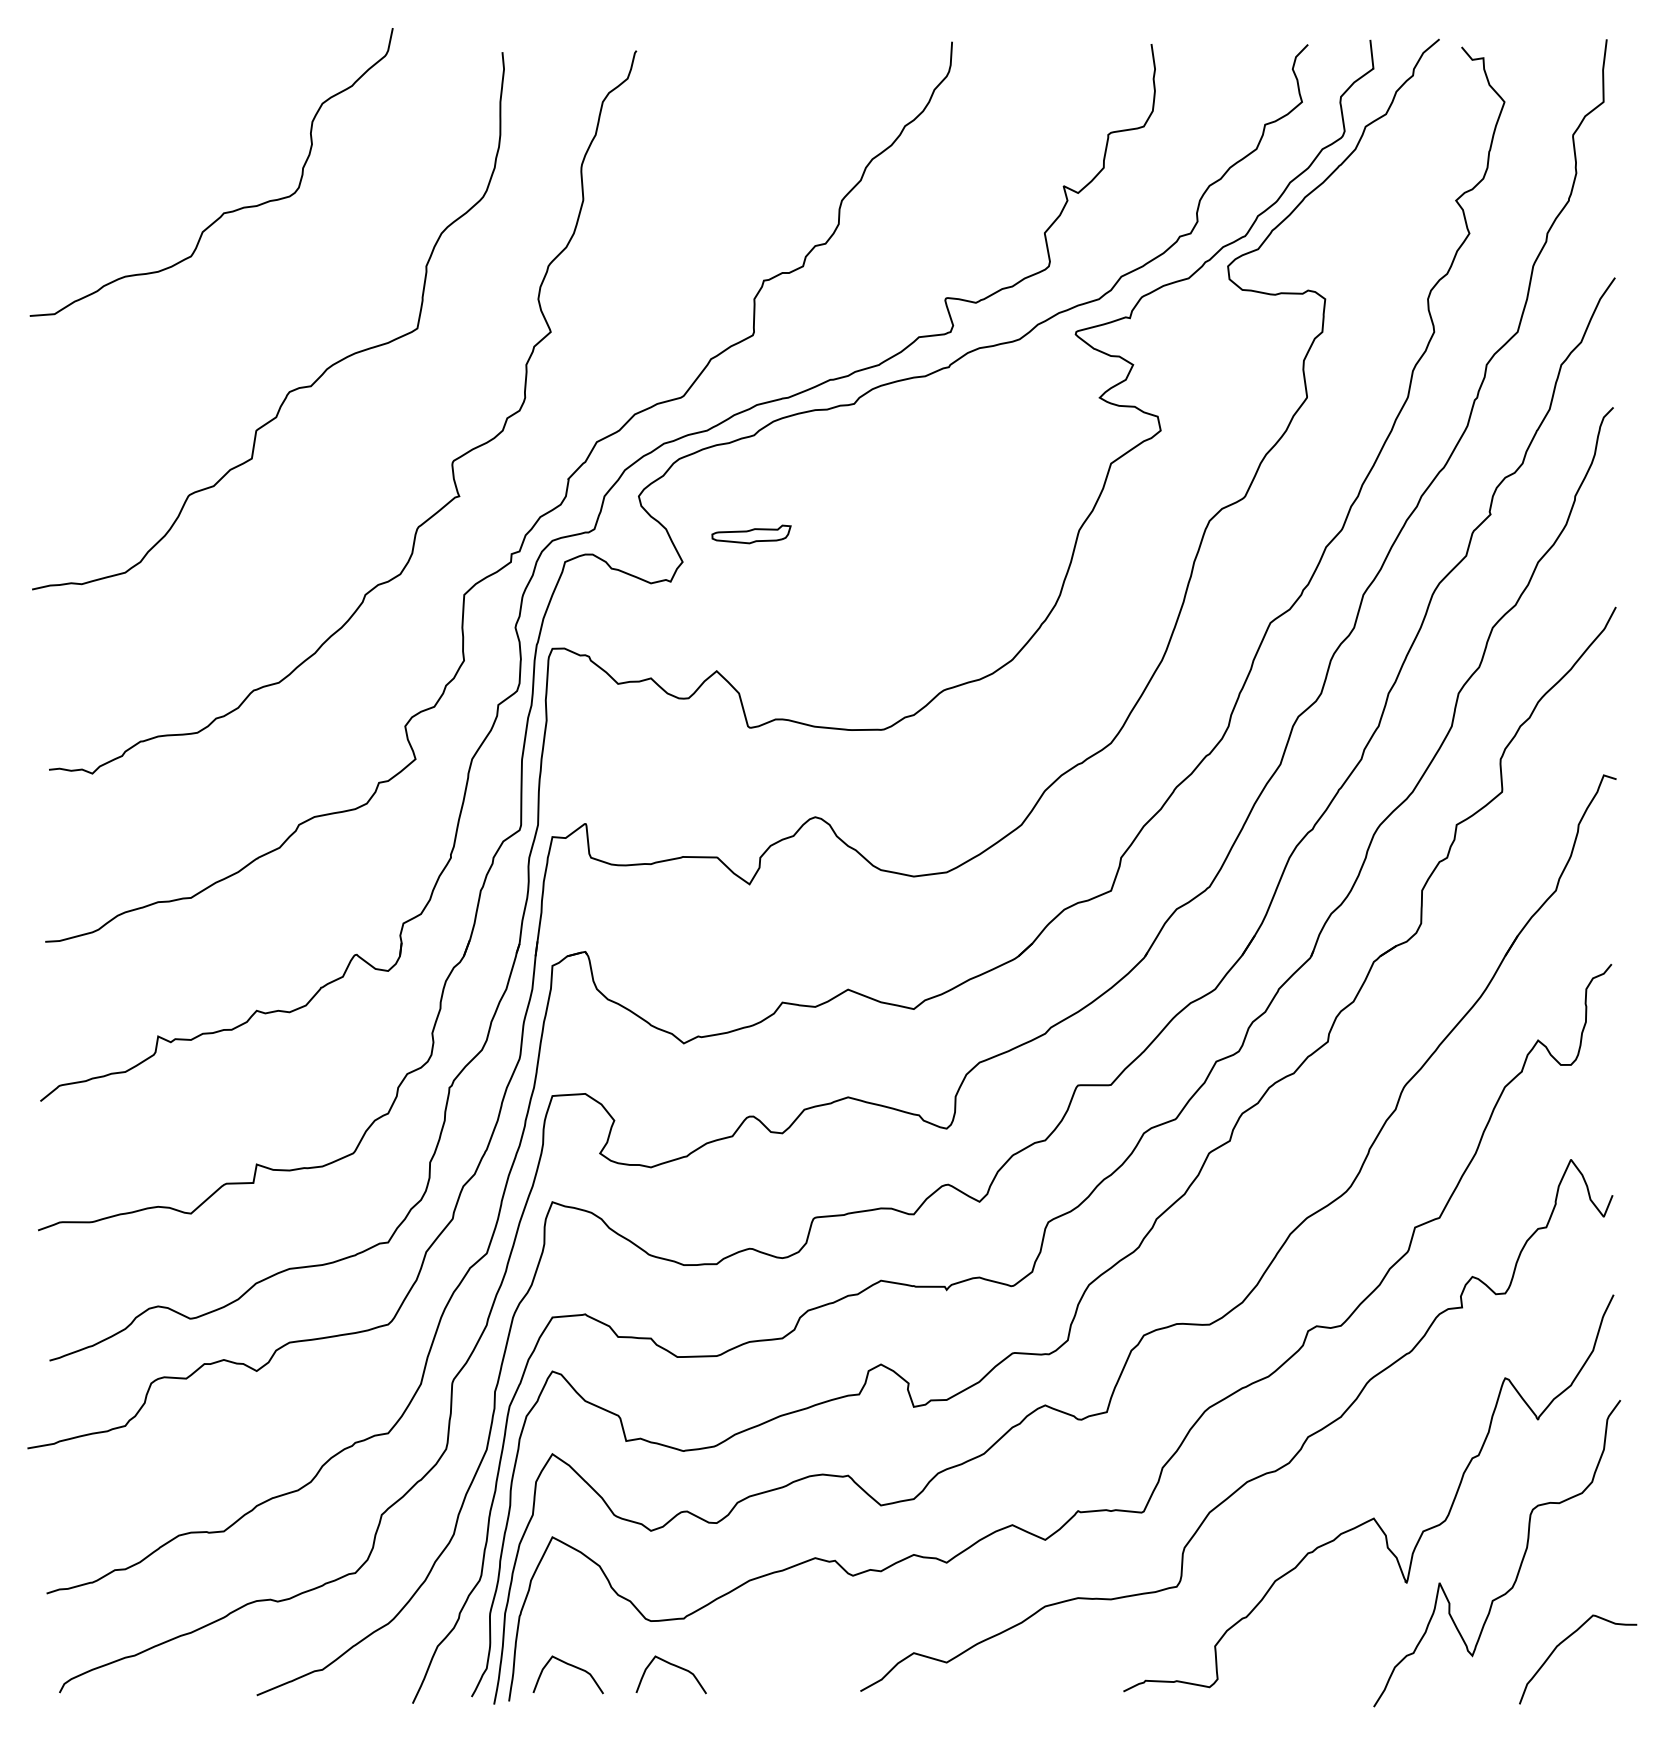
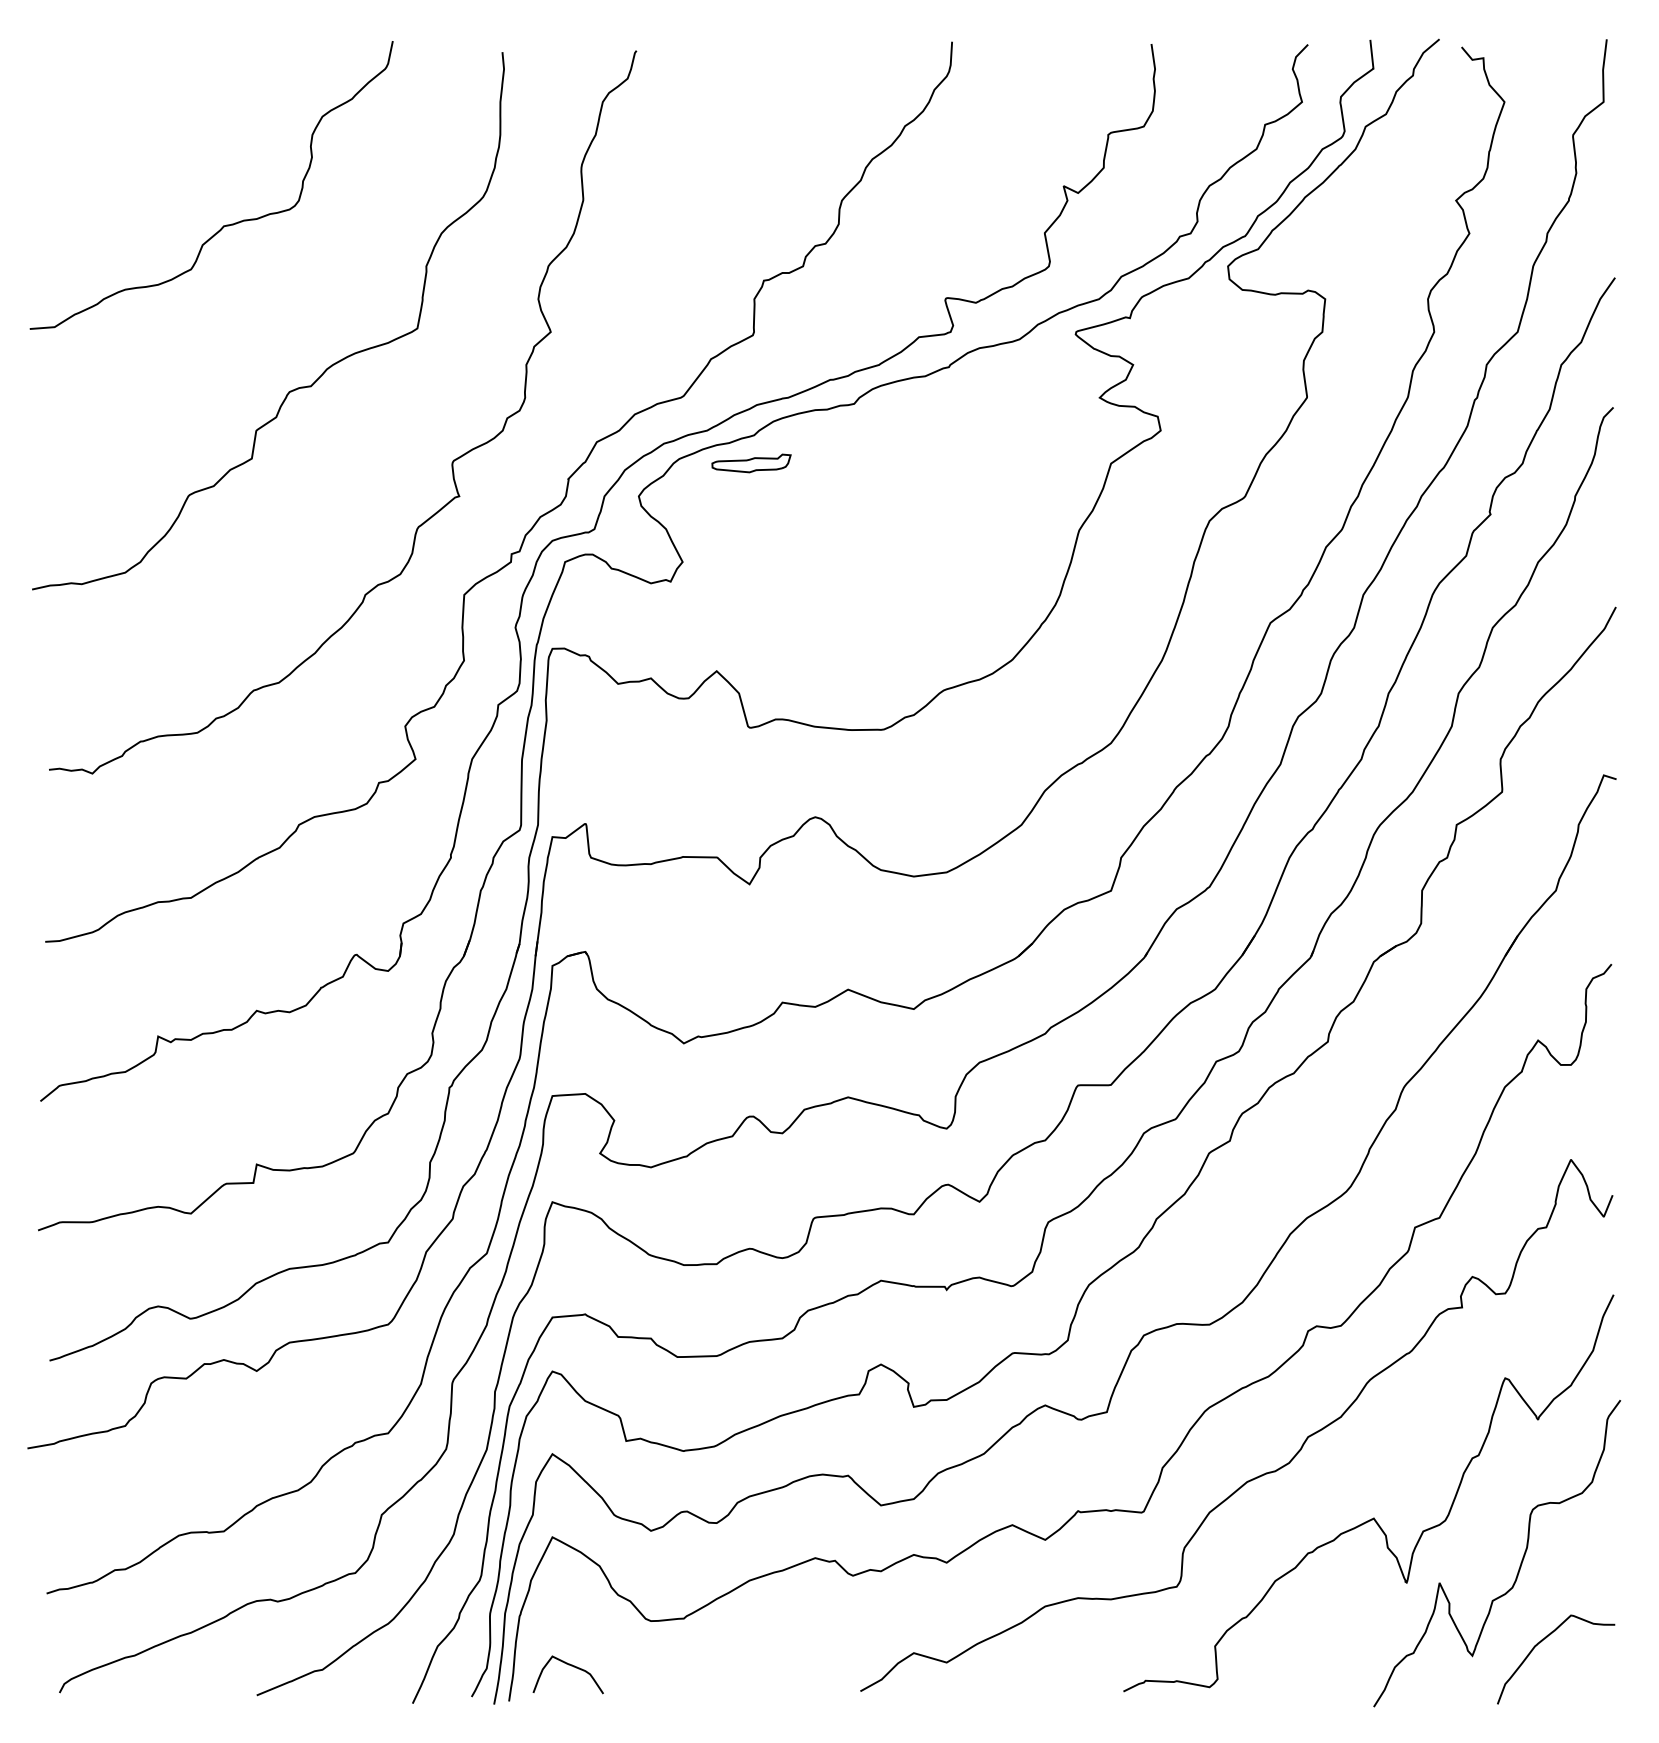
curve position: (223, 212) -> (223, 225) (223, 225)
part position: (751, 534) -> (751, 463) (751, 463)
curve position: (1563, 1642) -> (1541, 1642) (1541, 1642)
curve: present -> none (674, 1666)
